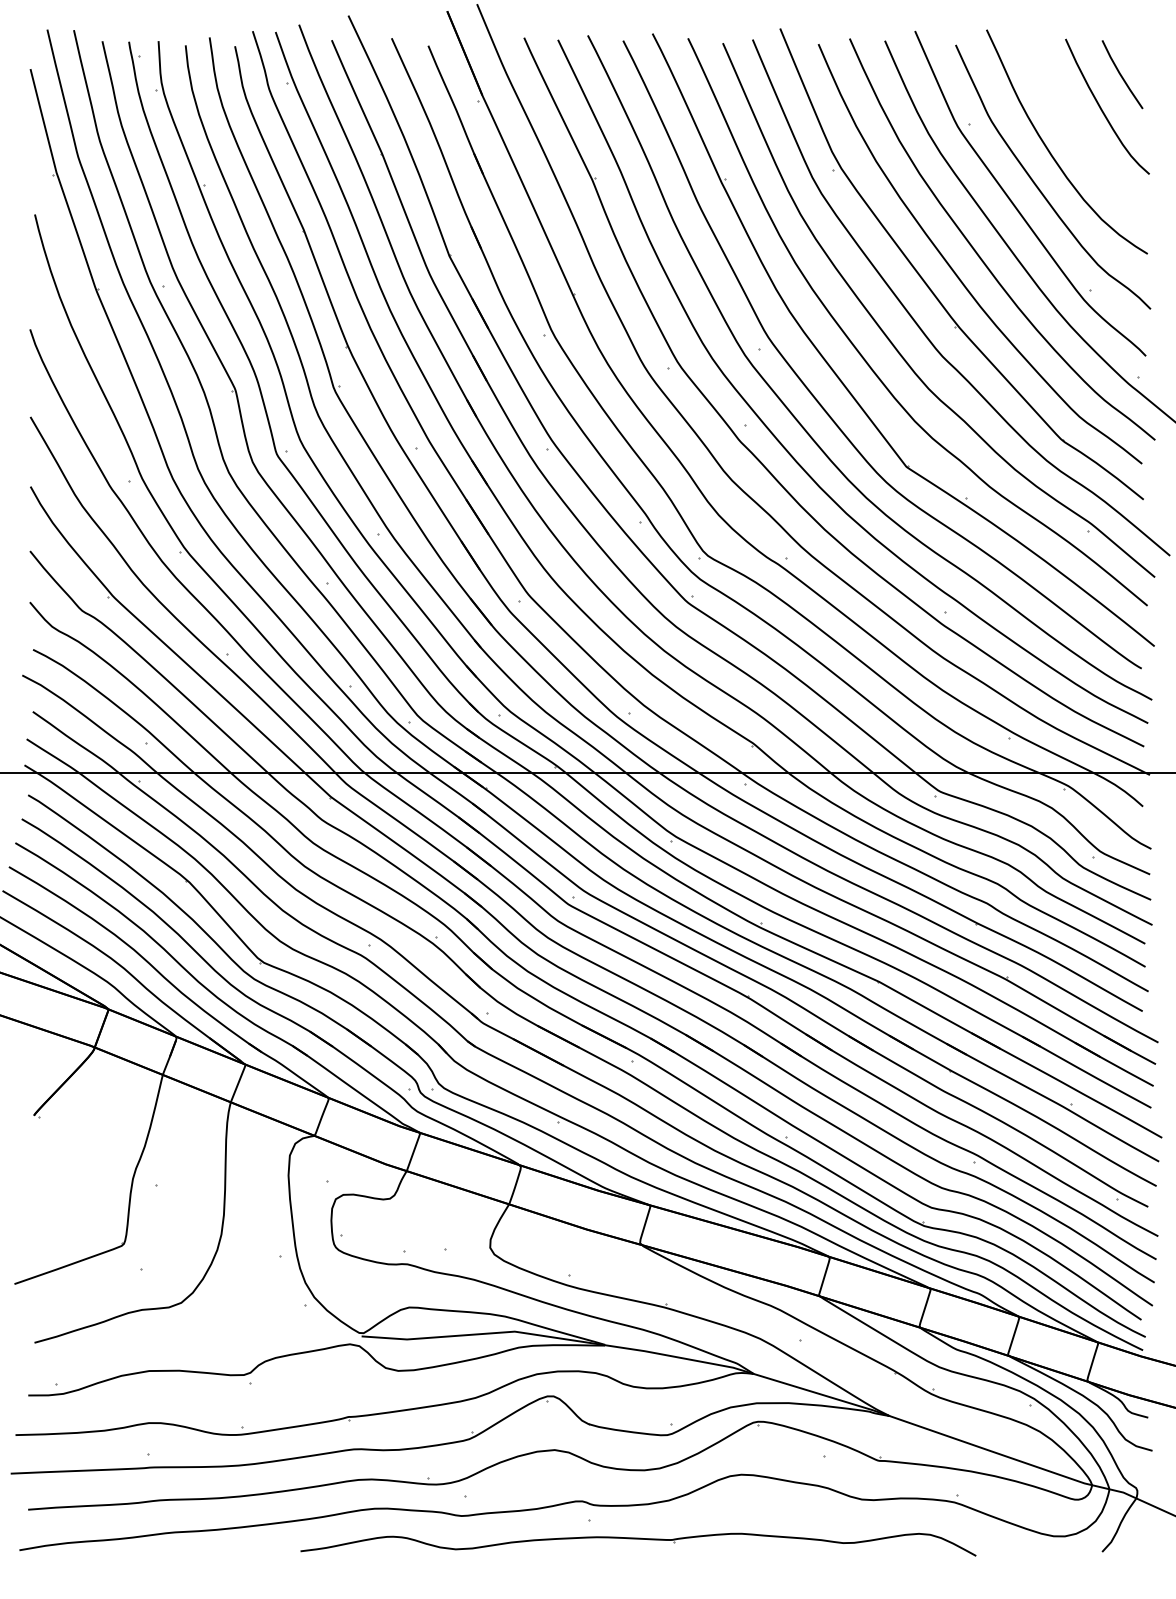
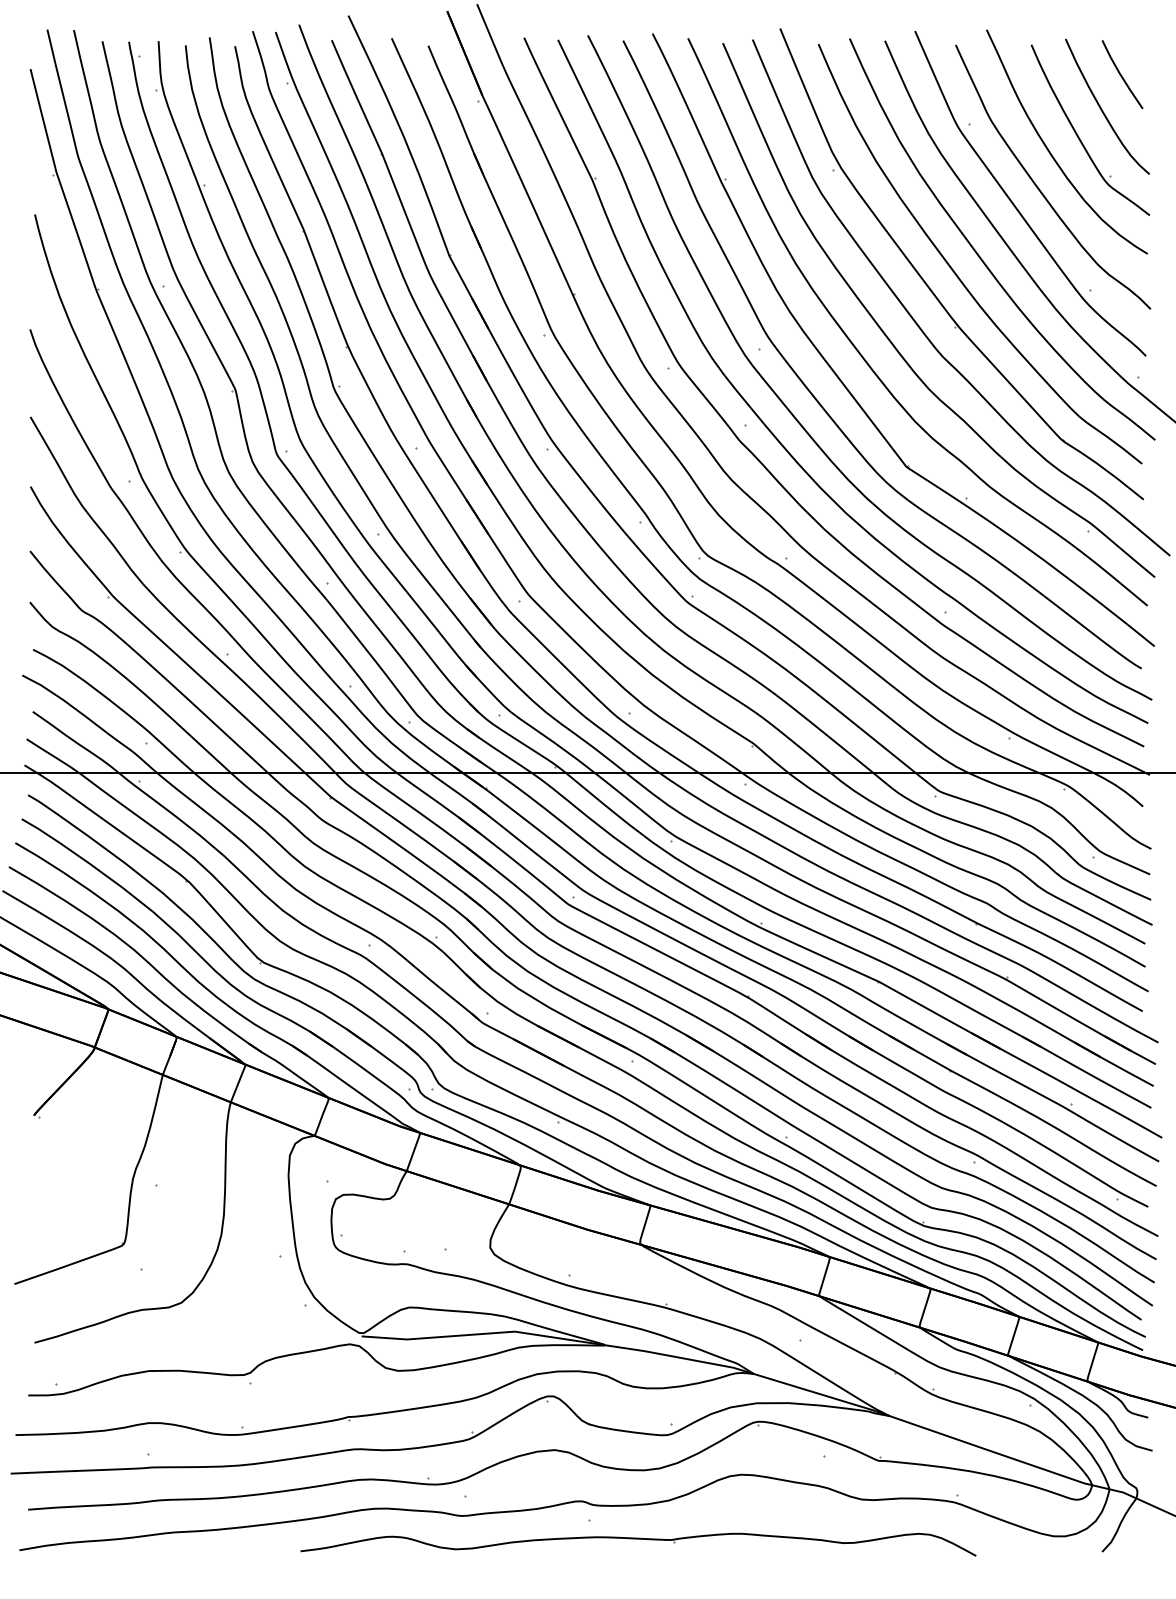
part: none -> present (1078, 135)
